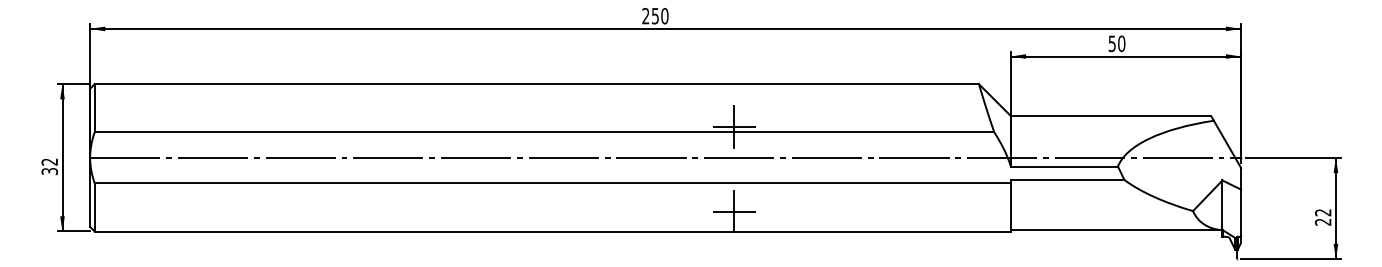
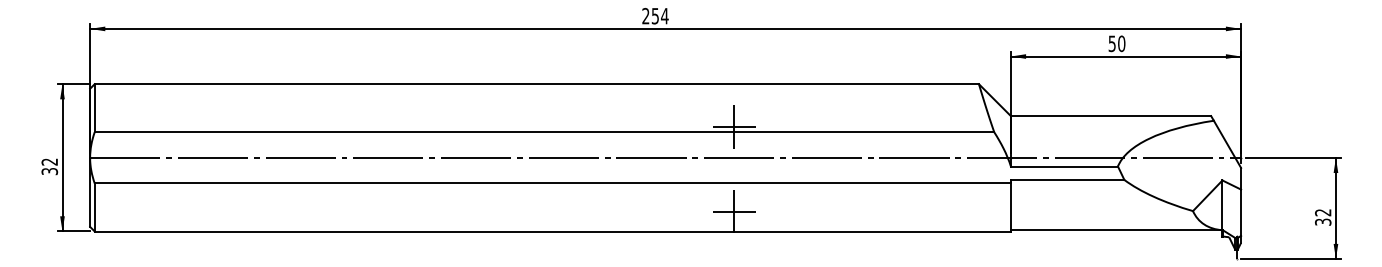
text: 250 -> 254 (664, 16)
text: 22 -> 32 (1323, 221)
